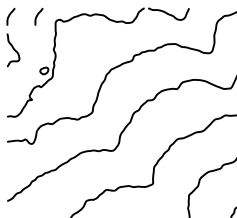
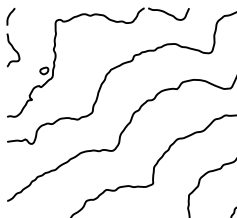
curve: present -> none (38, 15)
